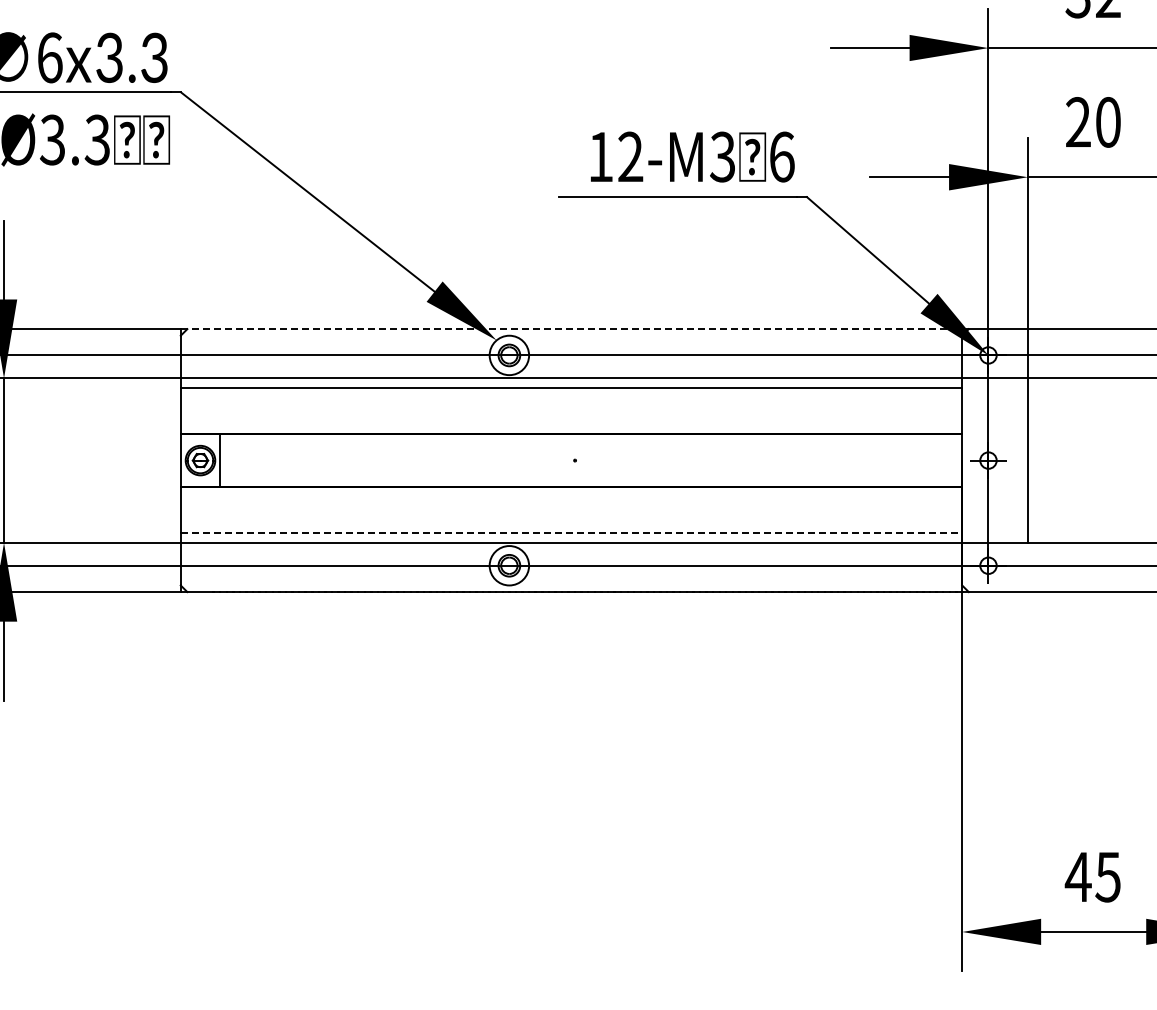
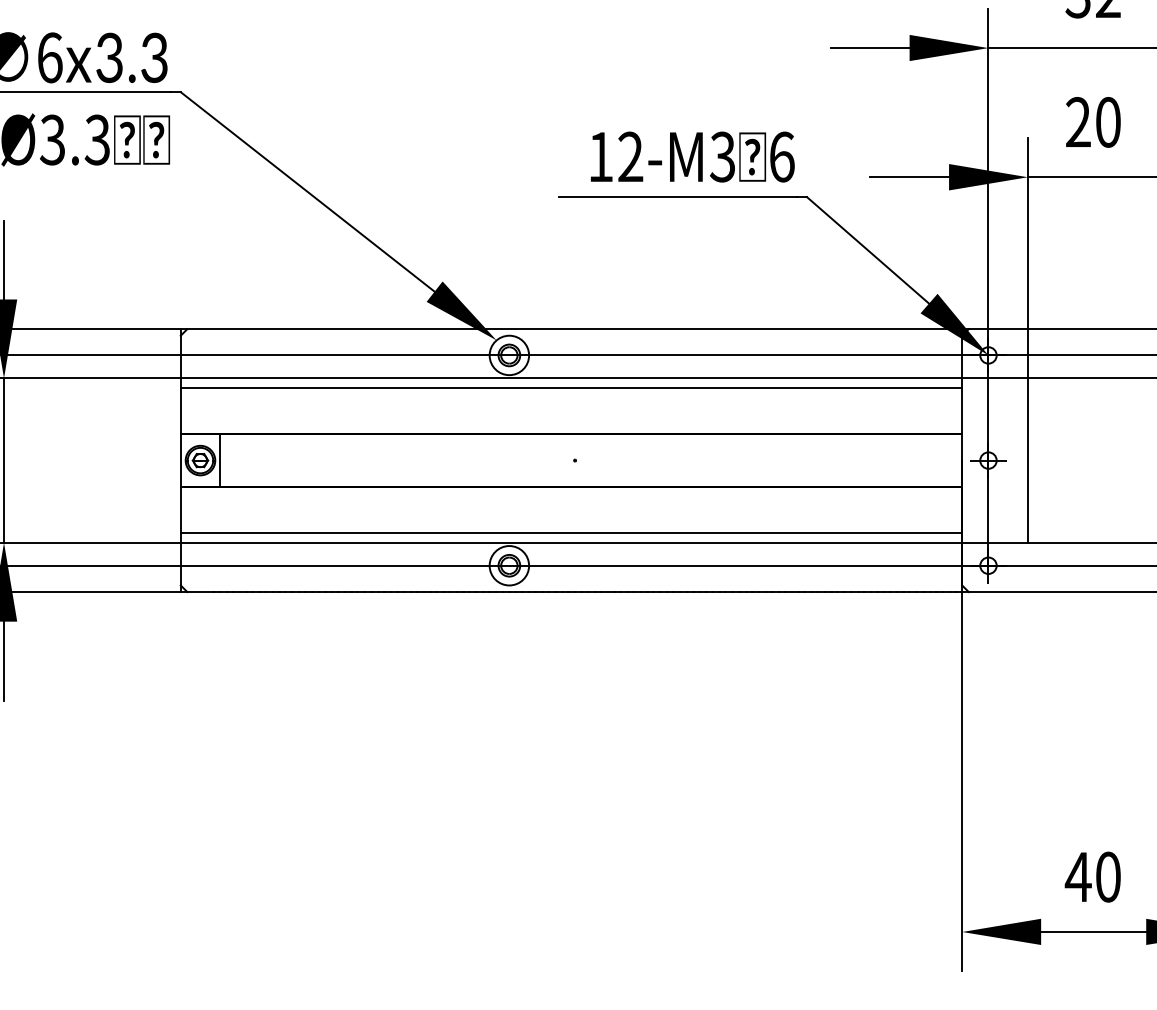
line: dashed -> solid (578, 329)
line: dashed -> solid (571, 532)
text: 45 -> 40 (1107, 876)
